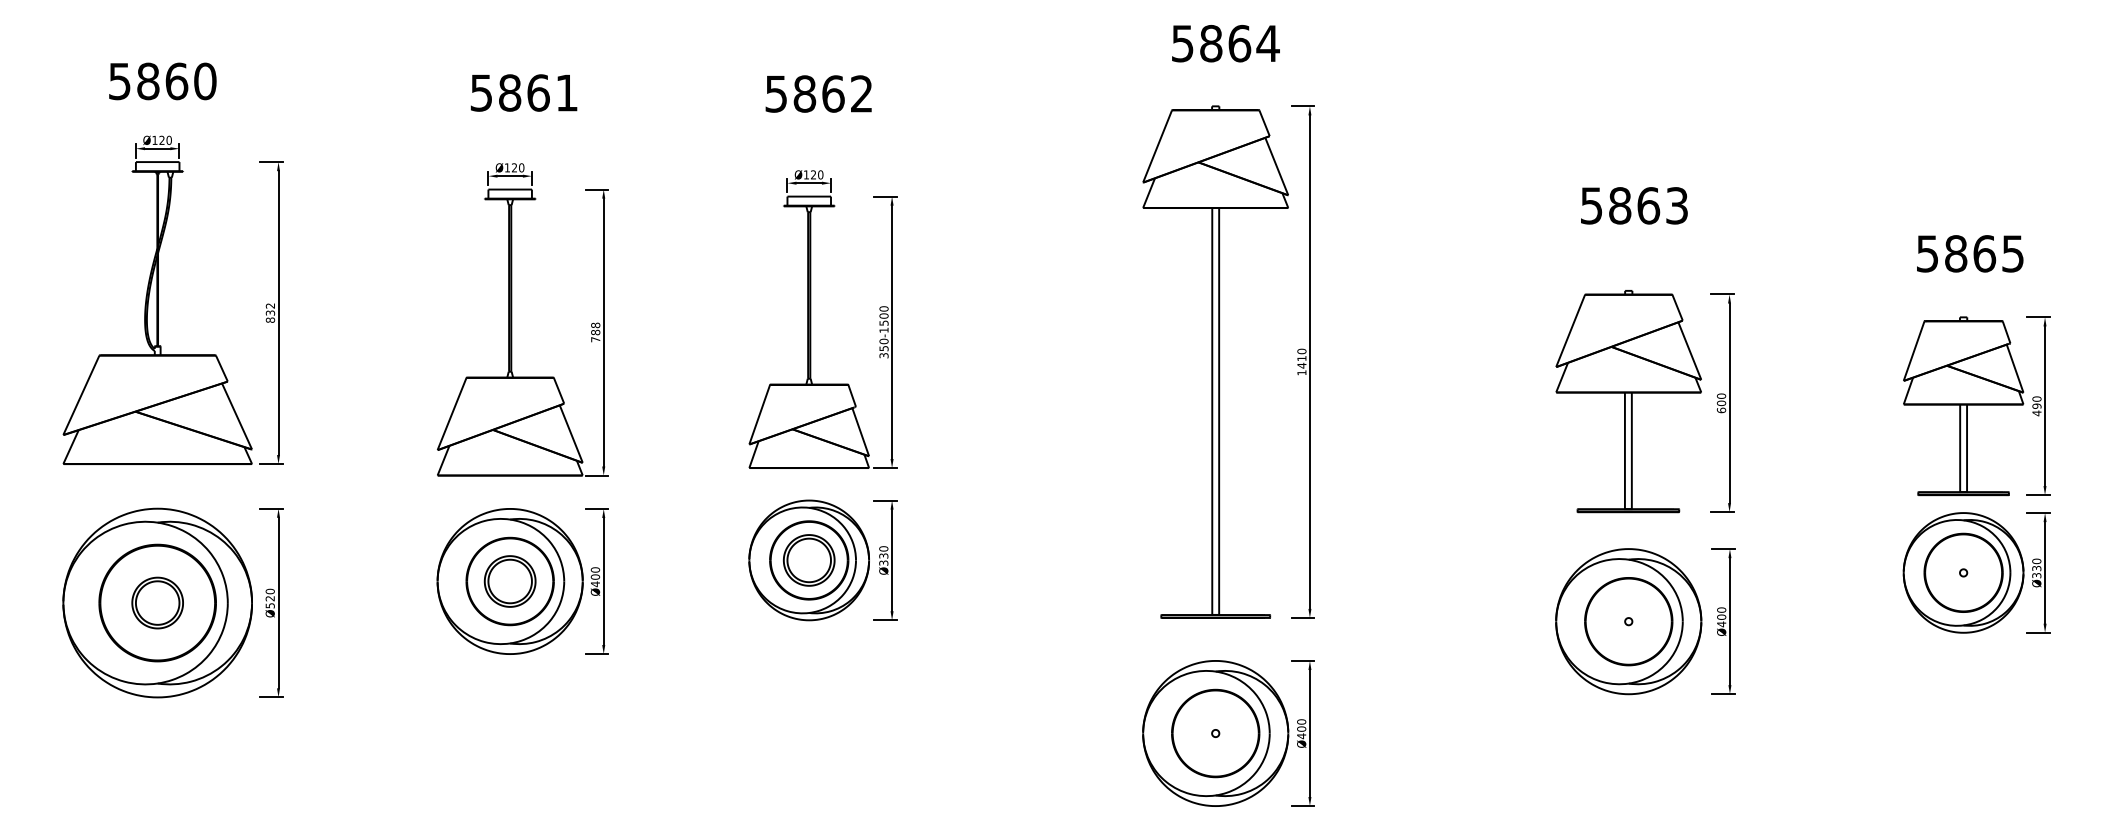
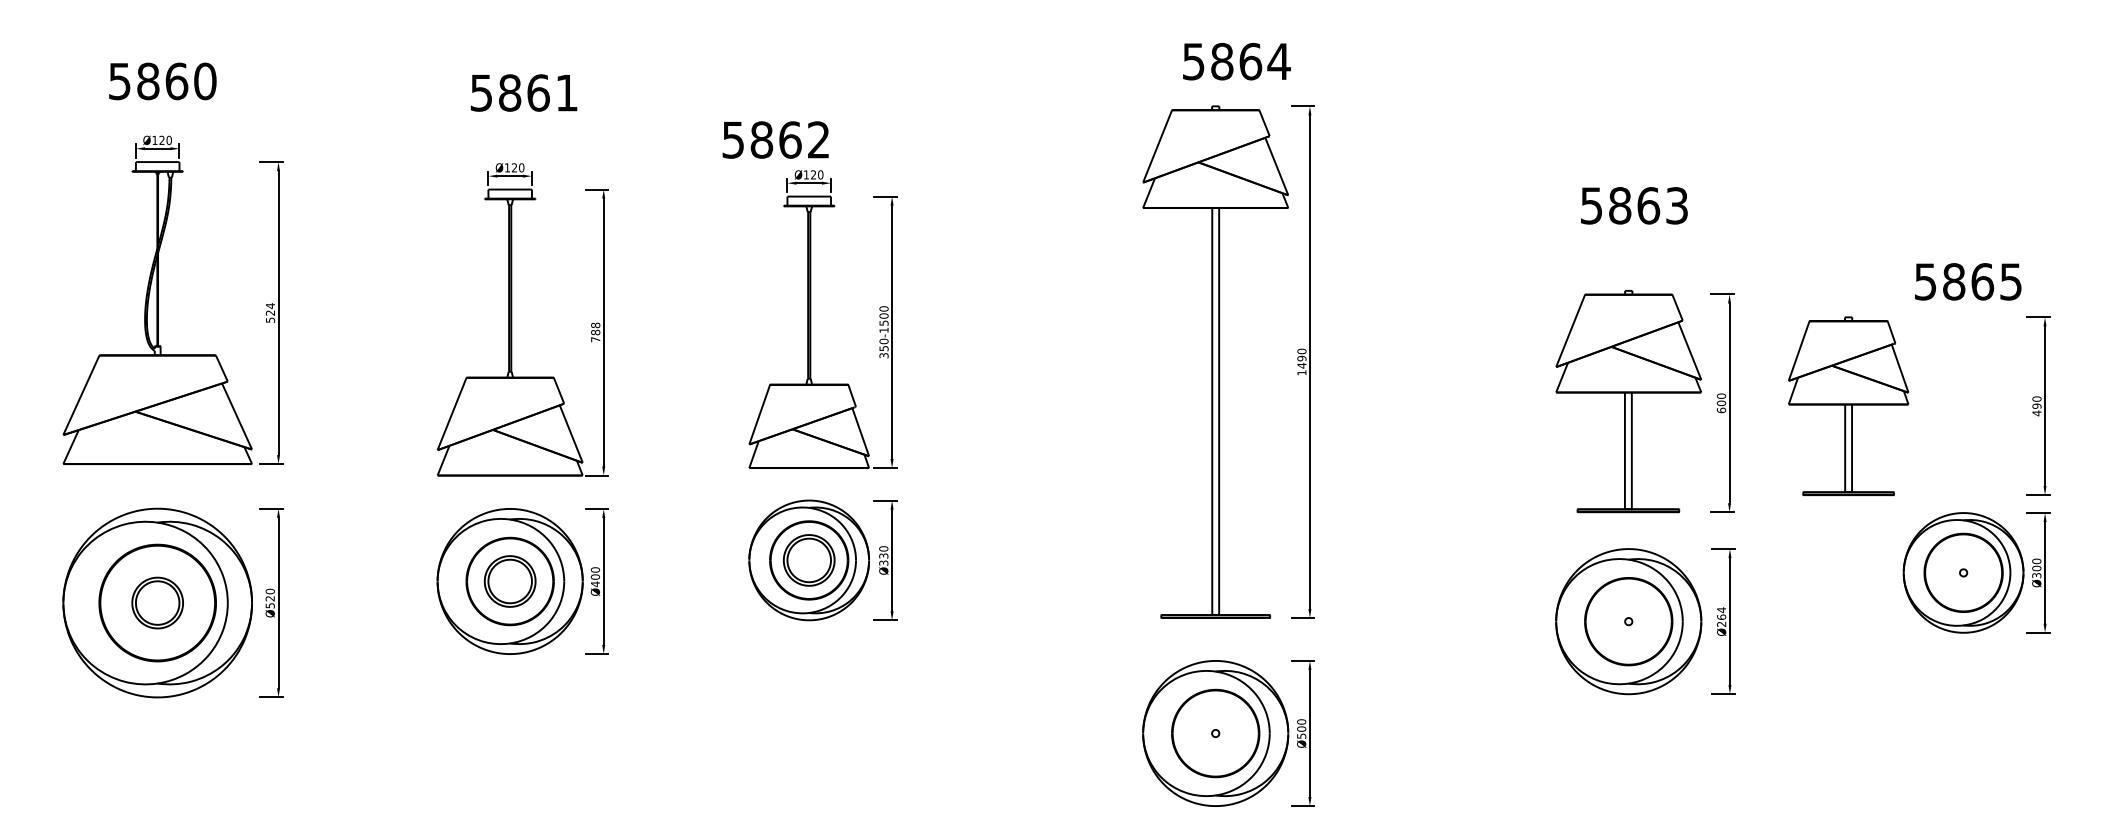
text position: (1225, 43) -> (1236, 61) (1236, 61)
text position: (818, 93) -> (775, 139) (775, 139)
text position: (1970, 253) -> (1968, 281) (1968, 281)
text: 832 -> 524 (270, 312)
text: 1410 -> 1490 (1301, 358)
part position: (1963, 406) -> (1848, 406) (1848, 406)
text: Ø330 -> Ø300 (2036, 568)
text: Ø400 -> Ø264 (1721, 617)
text: Ø400 -> Ø500 (1301, 736)
